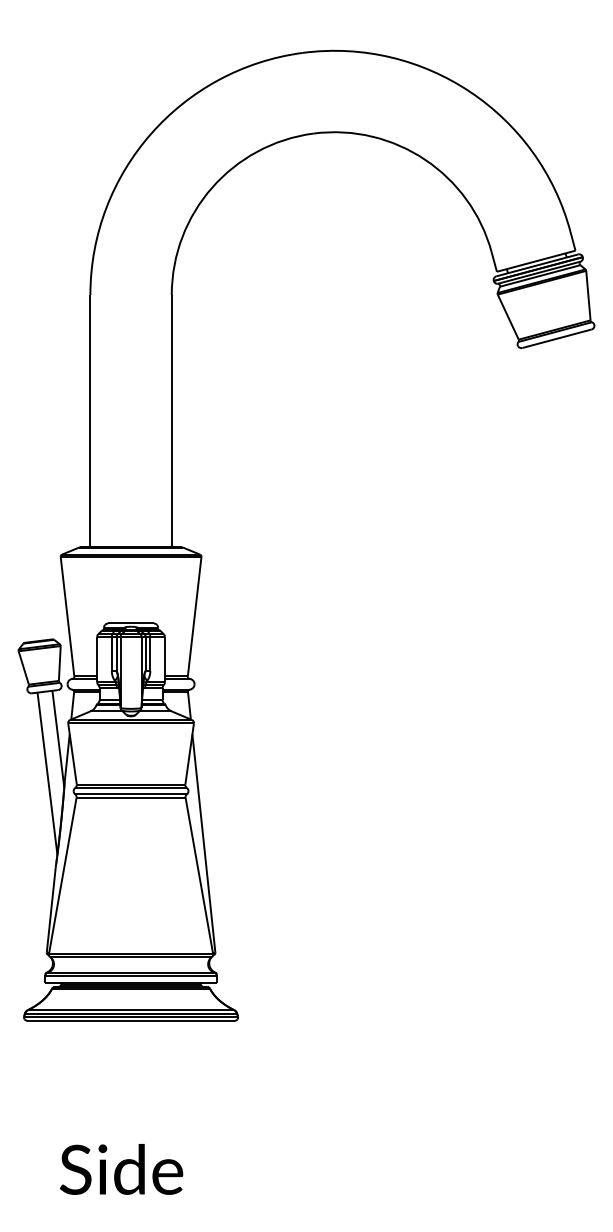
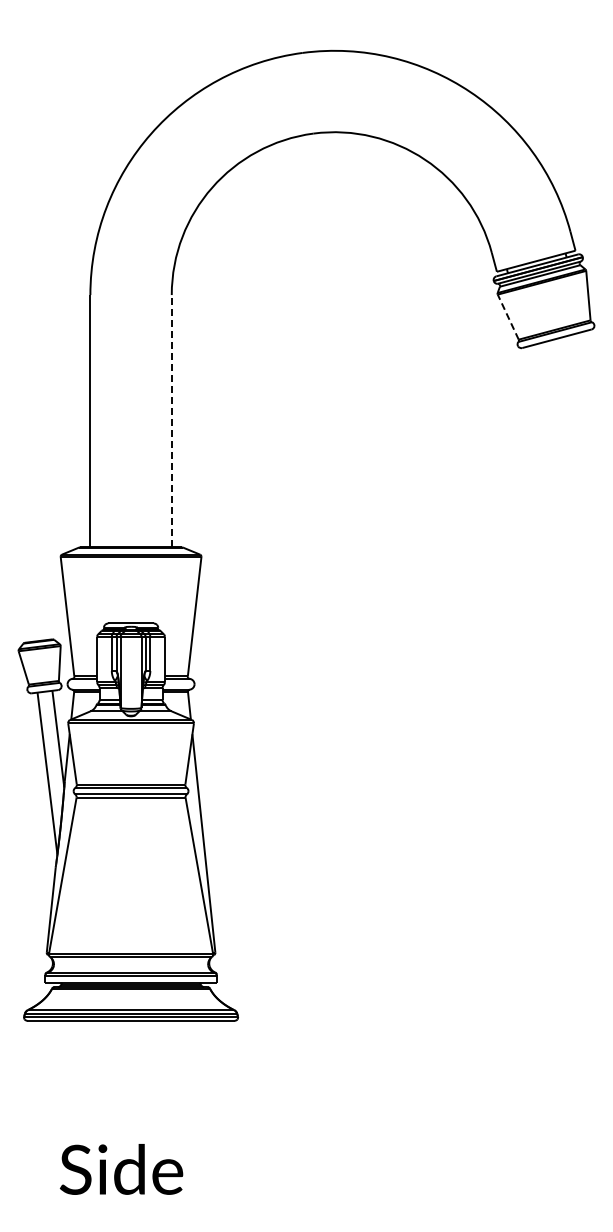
line: solid -> dashed (508, 317)
line: solid -> dashed (171, 420)
